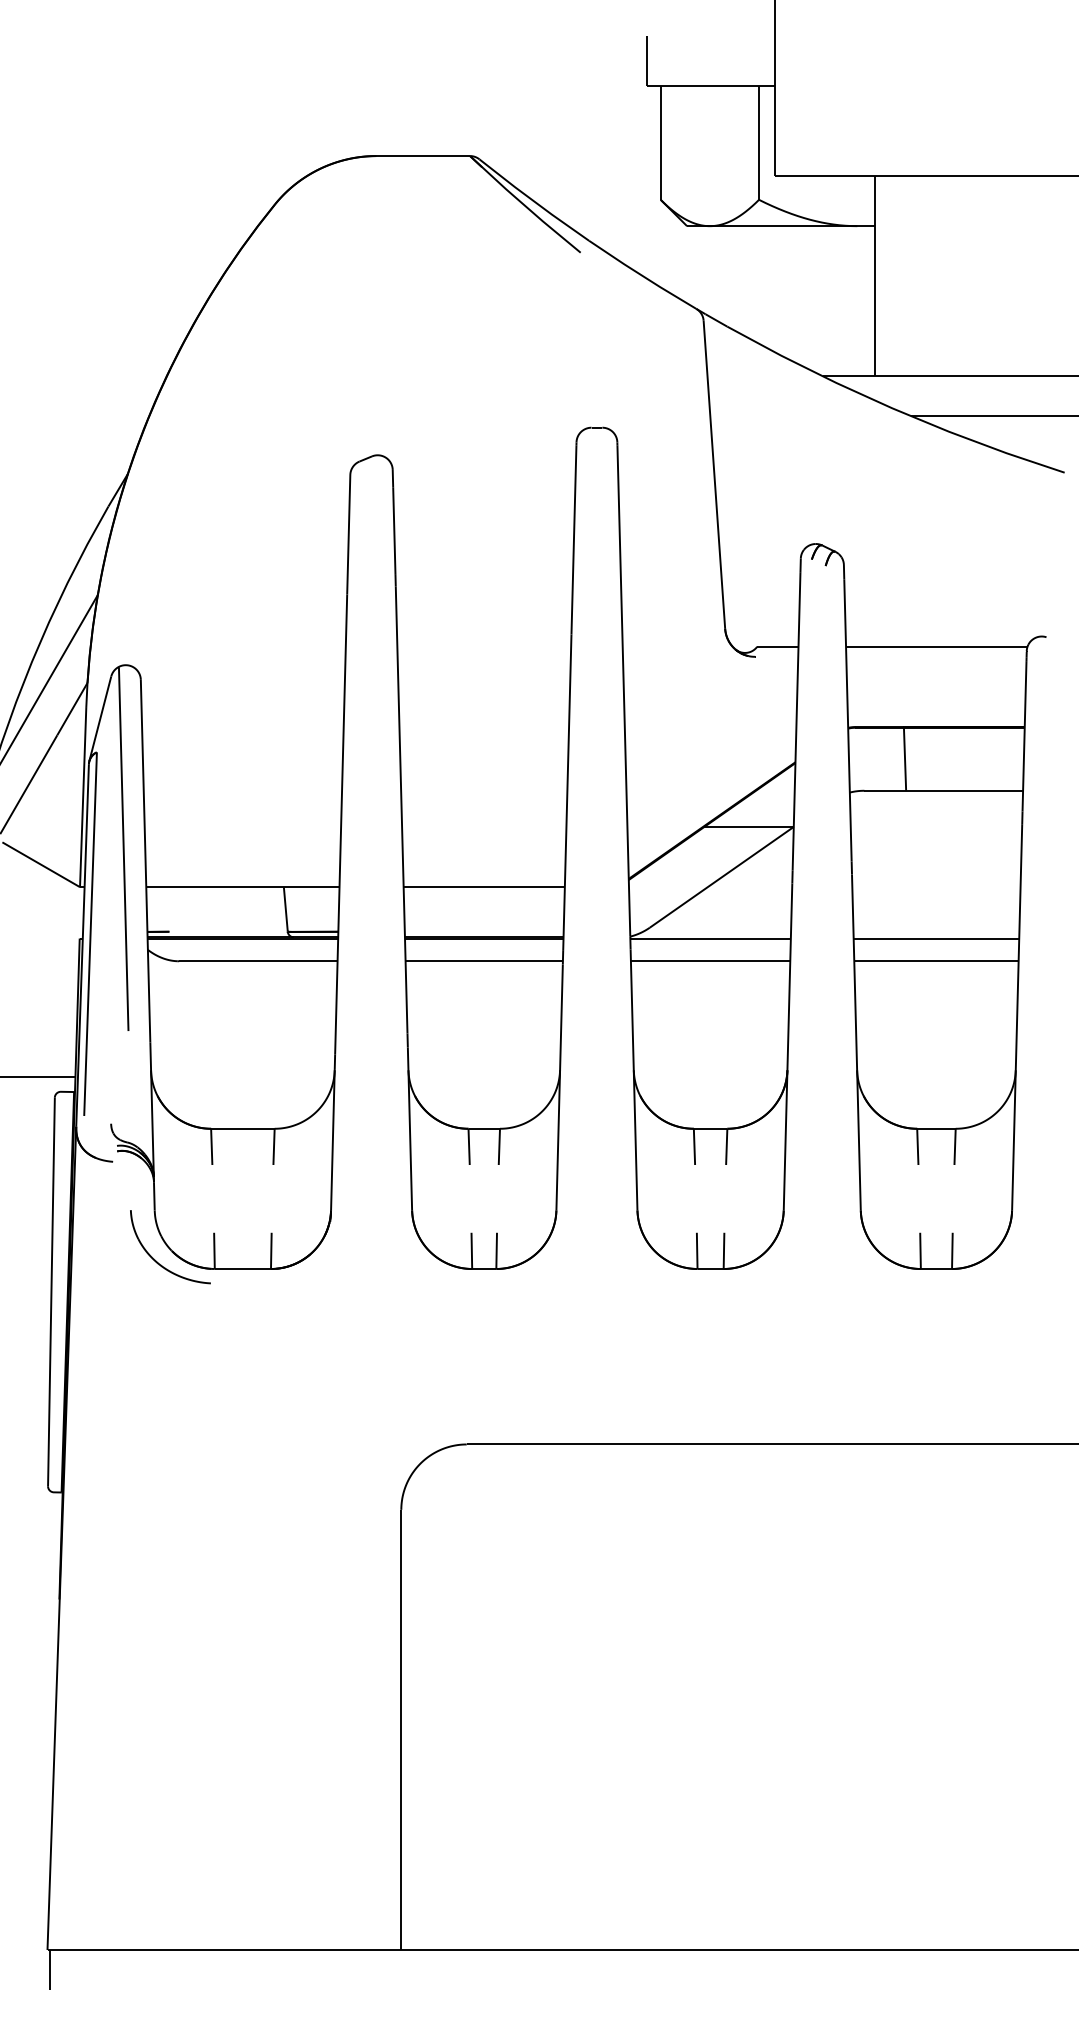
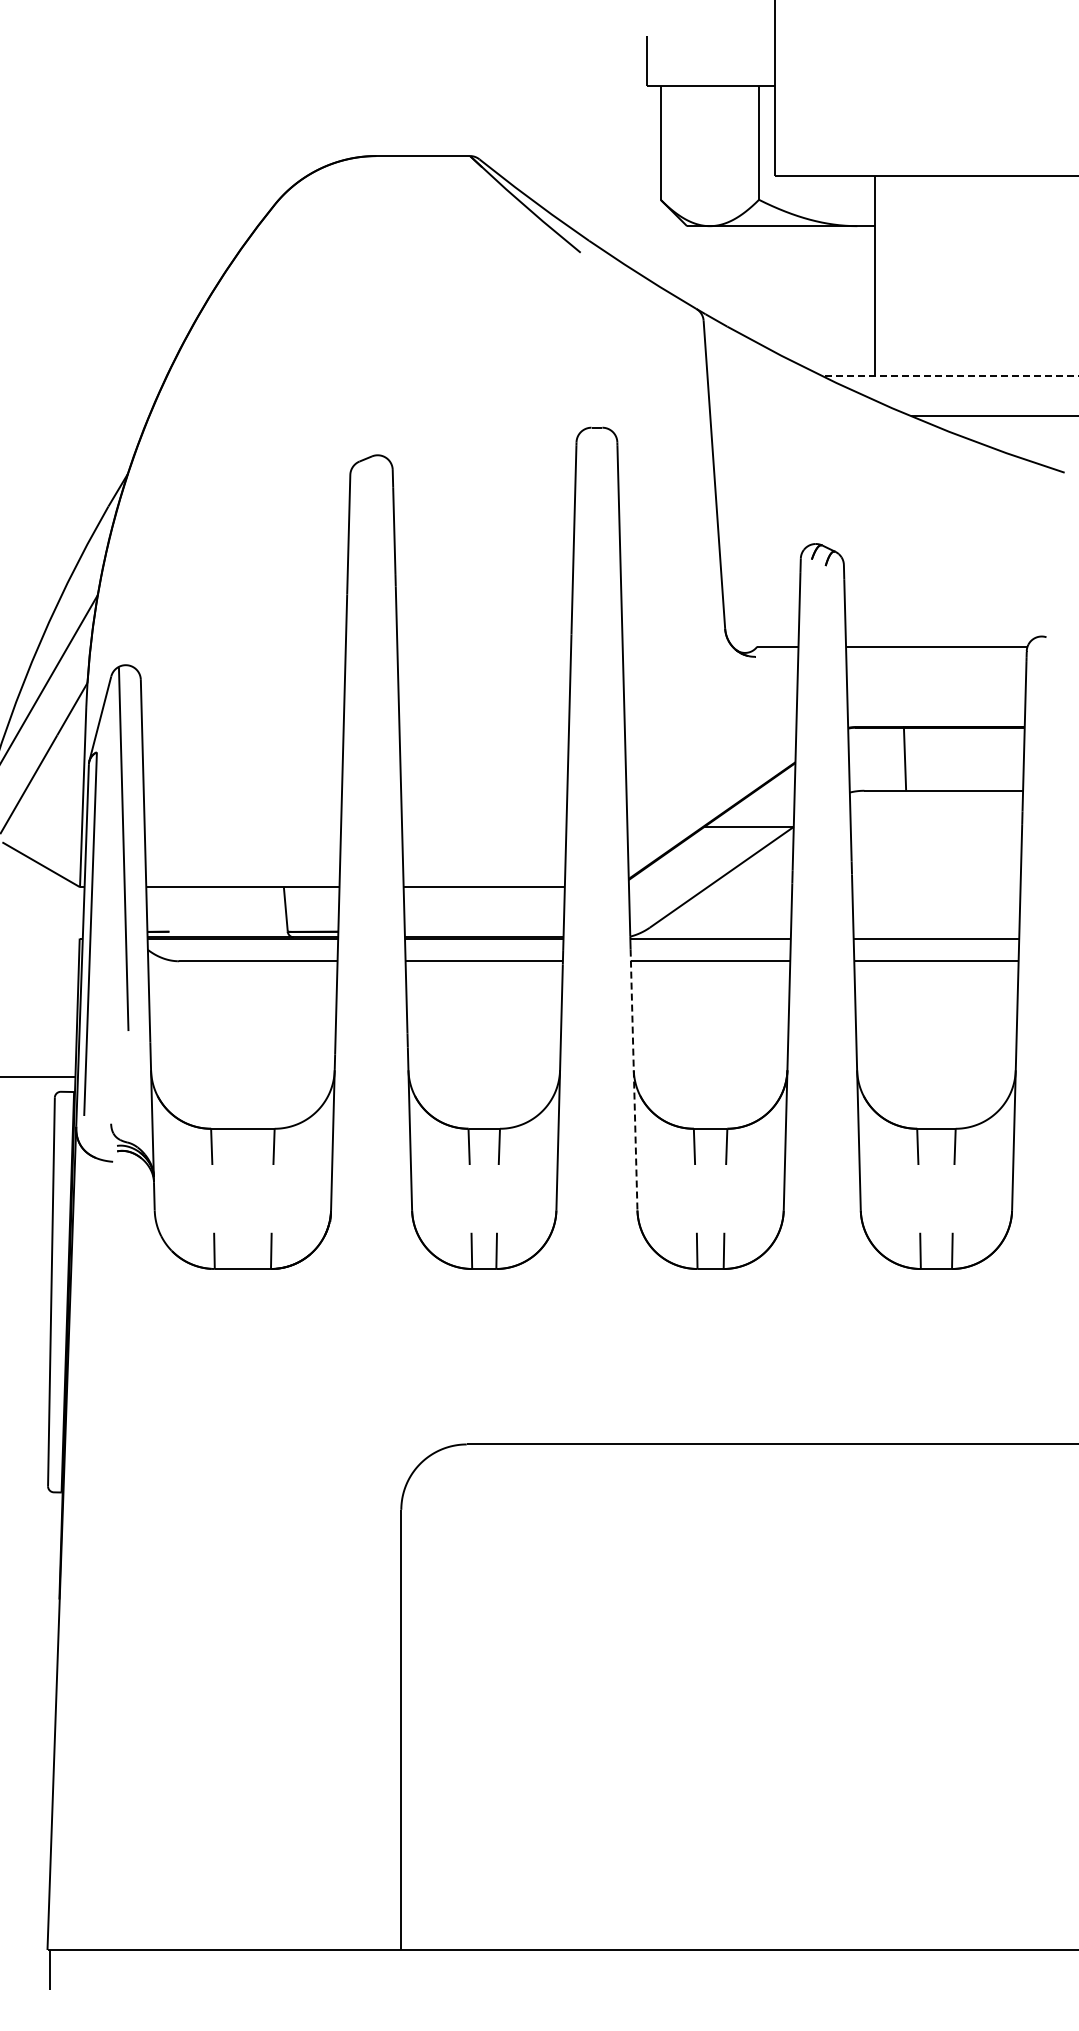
line: solid -> dashed (950, 376)
line: solid -> dashed (634, 1080)
part: present -> none (156, 1260)
